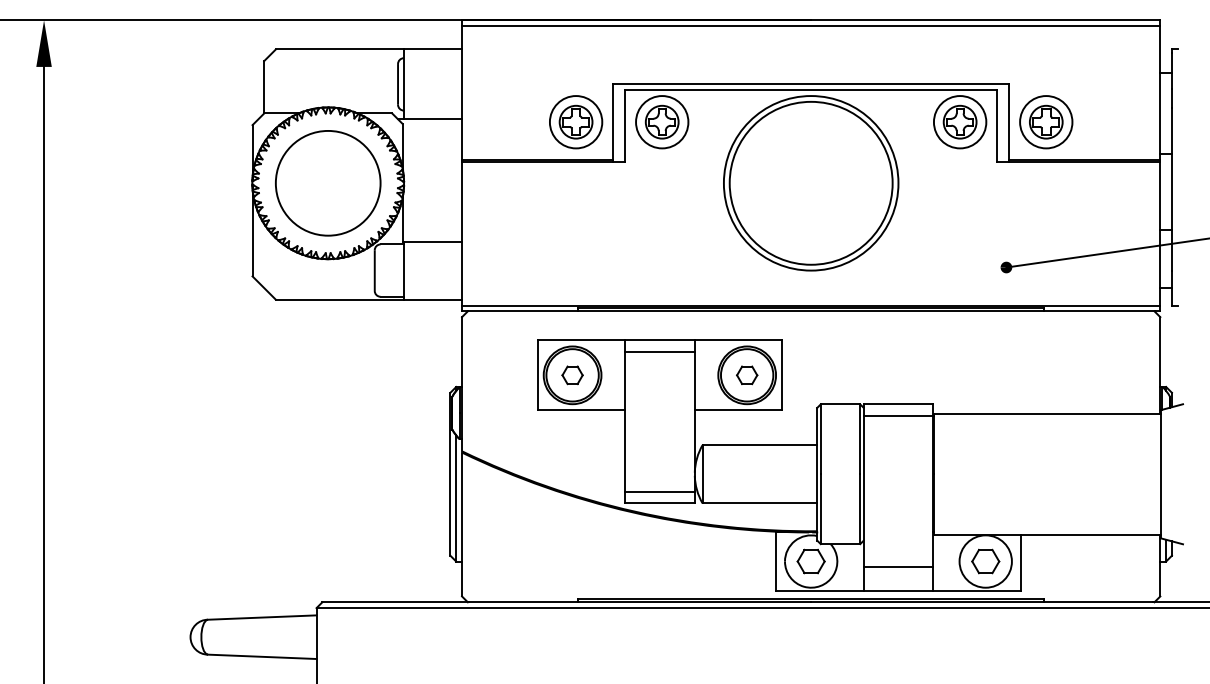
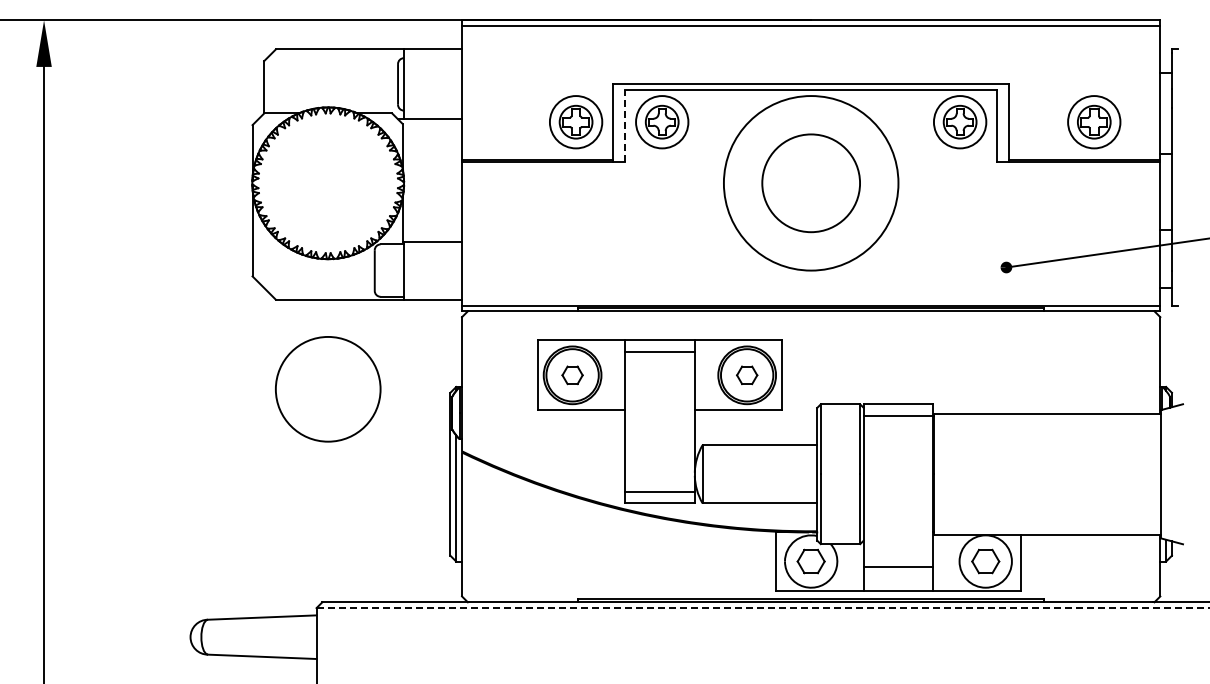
part position: (1046, 122) -> (1094, 122) (1094, 122)
line: solid -> dashed (624, 125)
circle diameter: 163 px -> 98 px (811, 183)
circle position: (328, 183) -> (328, 389) (328, 389)
line: solid -> dashed (763, 608)
